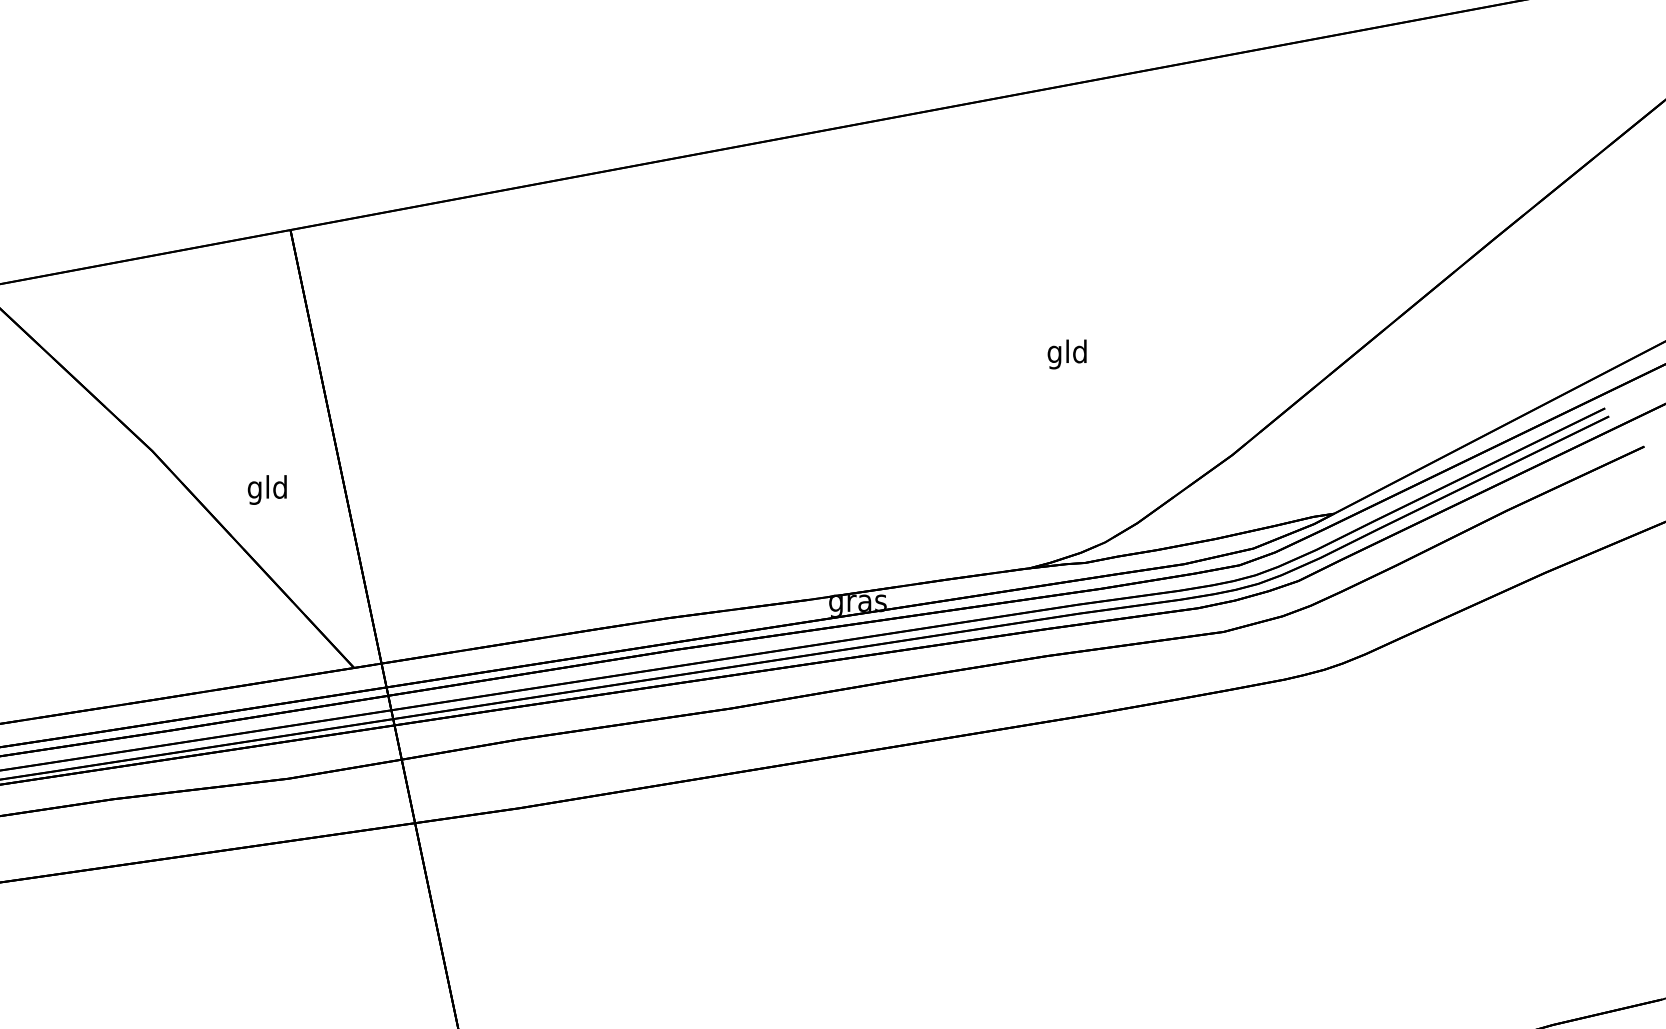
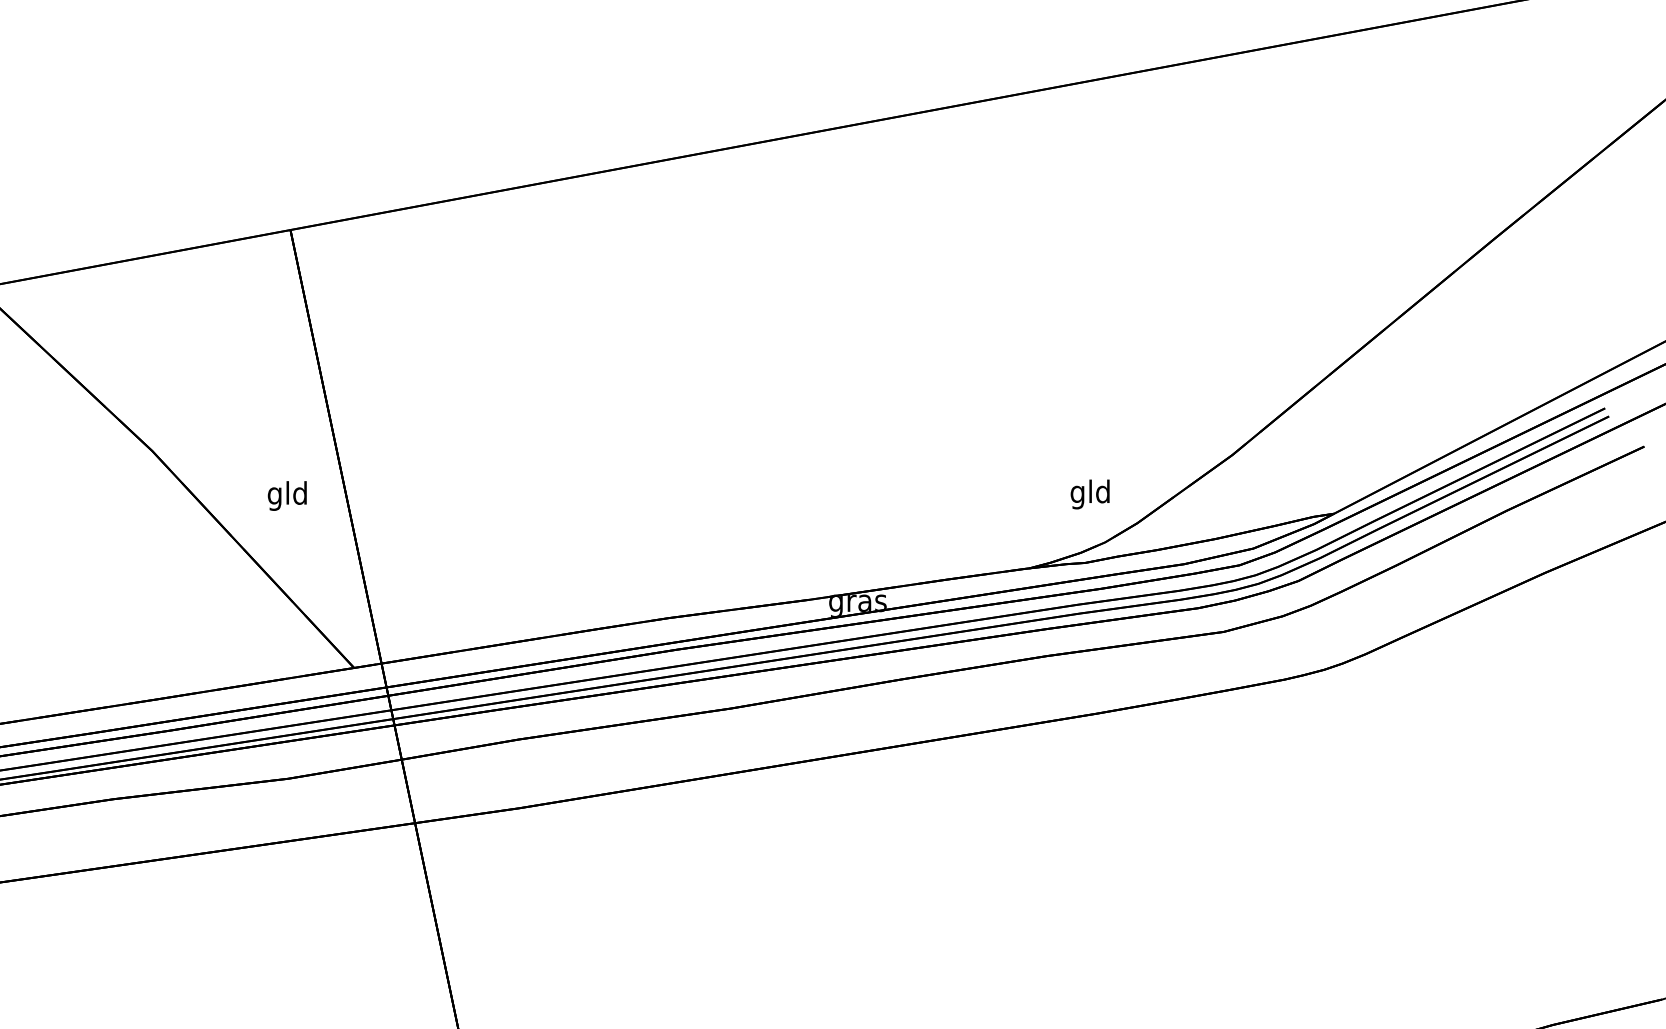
text position: (1066, 354) -> (1089, 494) (1089, 494)
text position: (266, 489) -> (286, 495) (286, 495)
